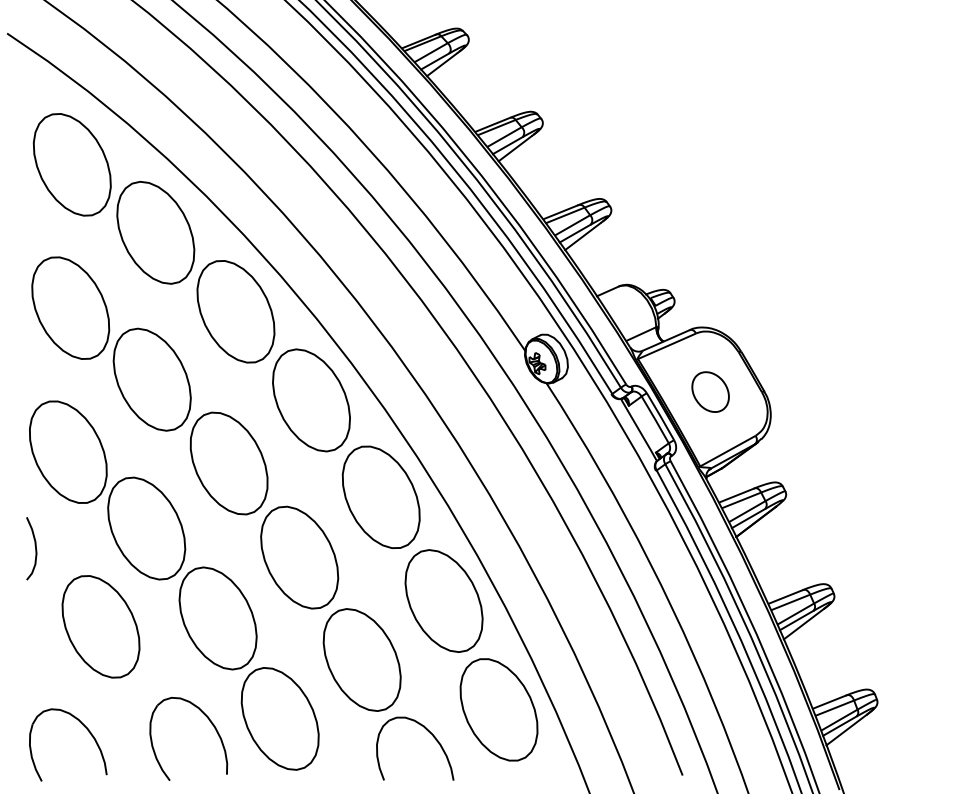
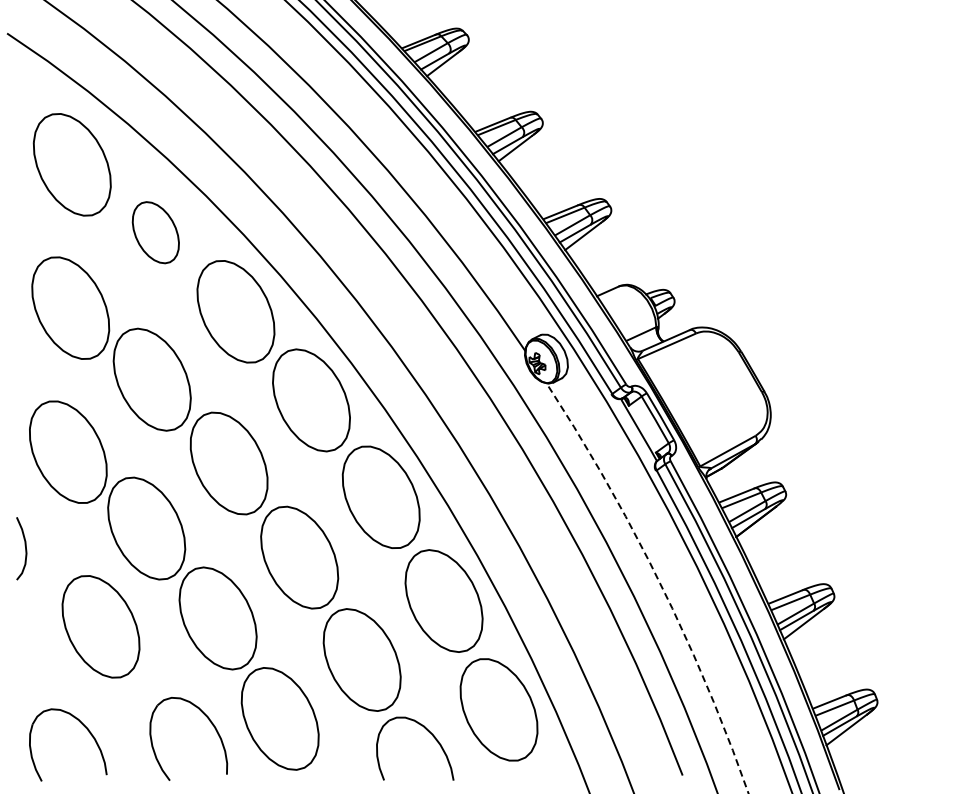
part size: 80x105 px -> 49x64 px (155, 232)
part: present -> none (710, 391)
curve position: (35, 548) -> (25, 548) (25, 548)
arc: solid -> dashed (659, 582)
